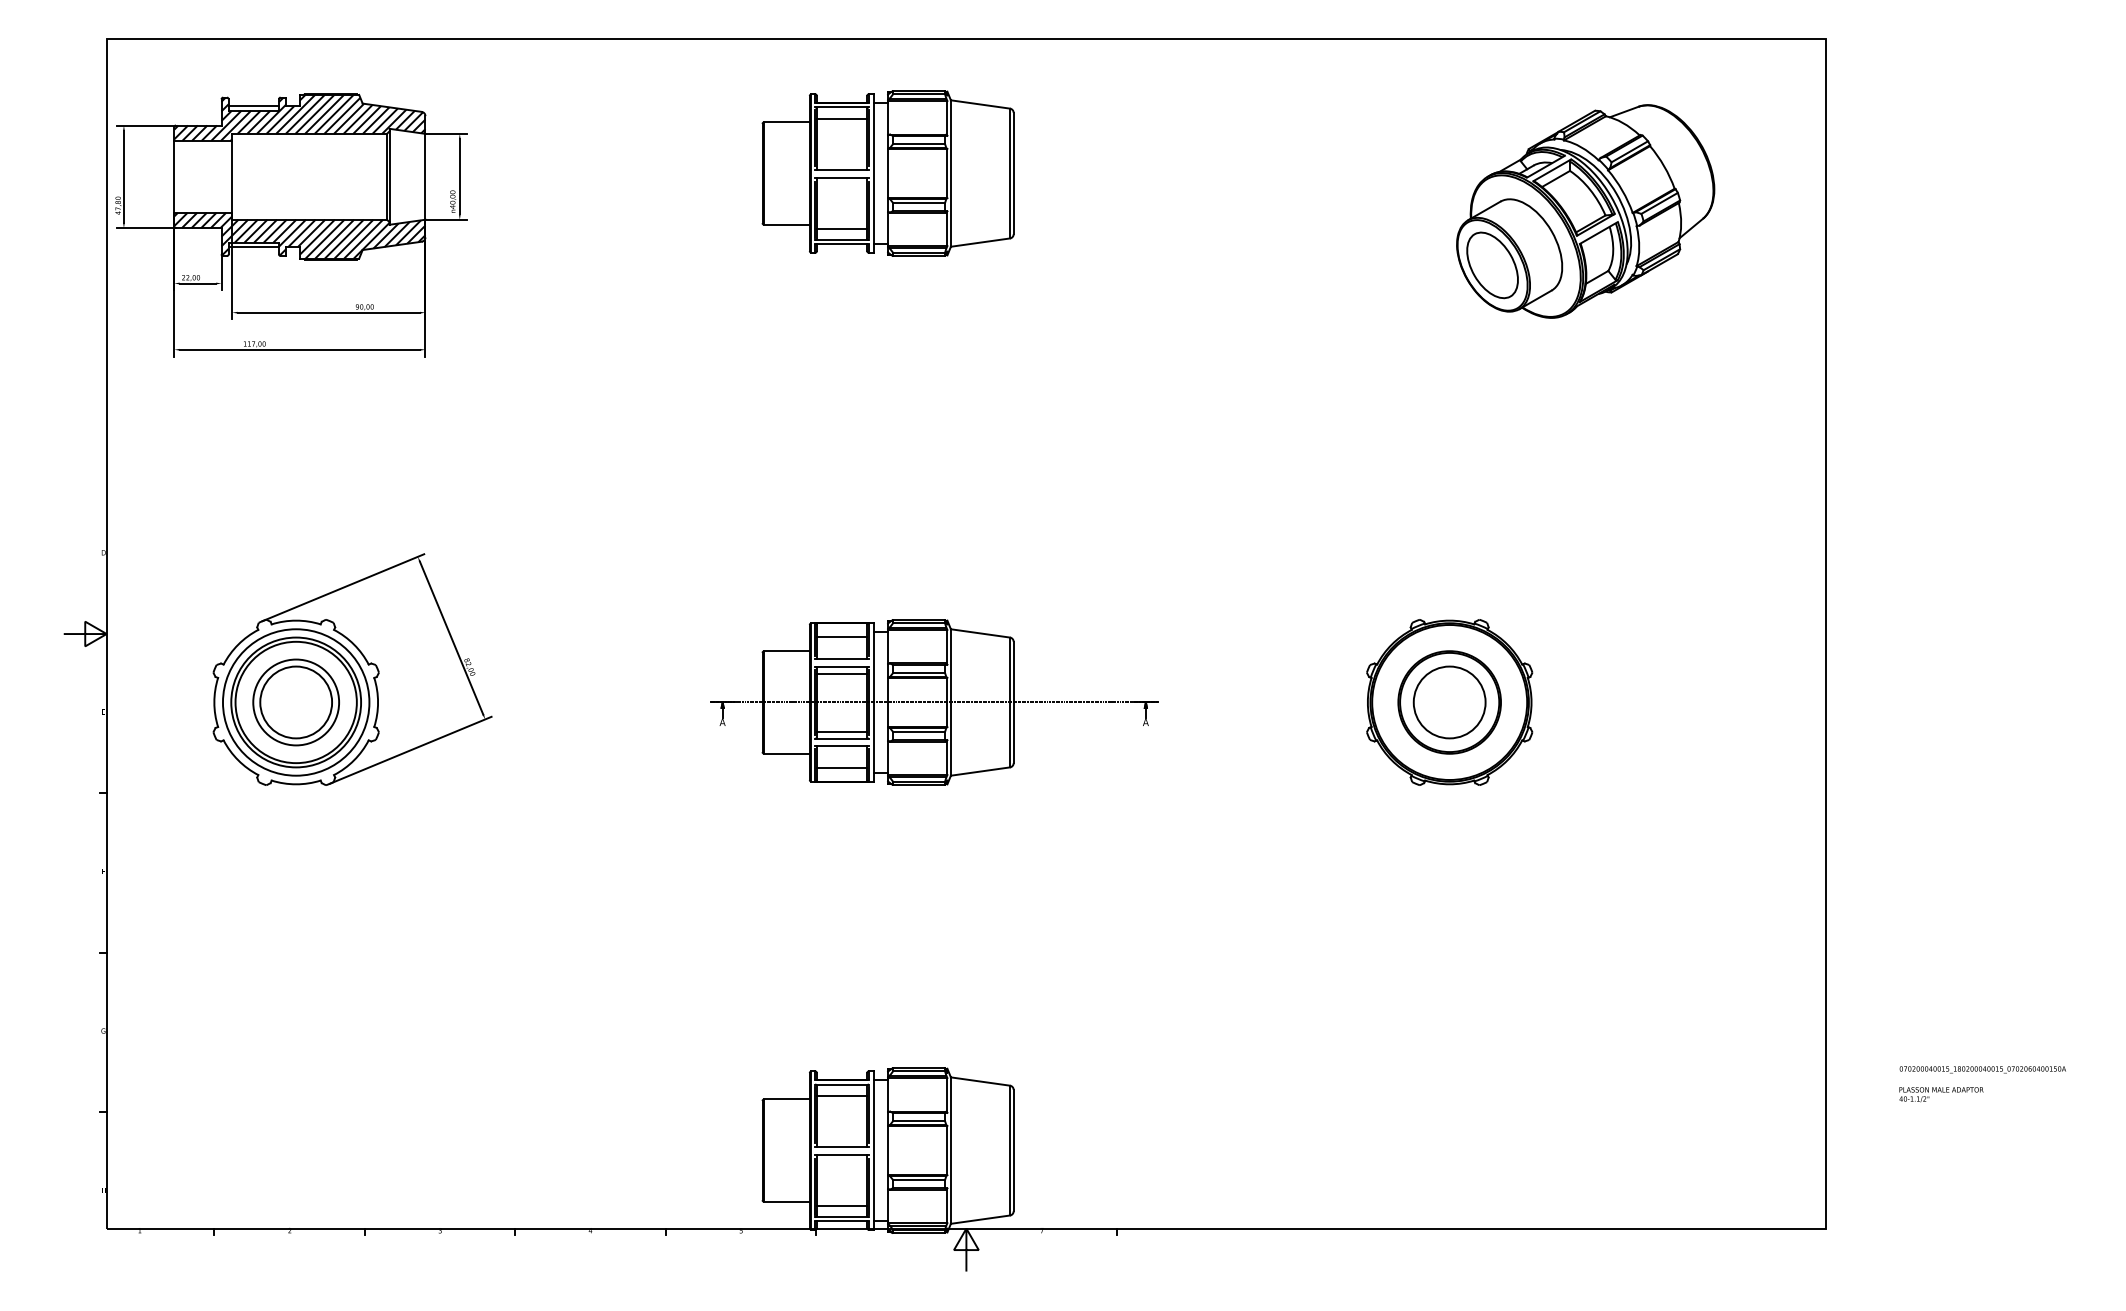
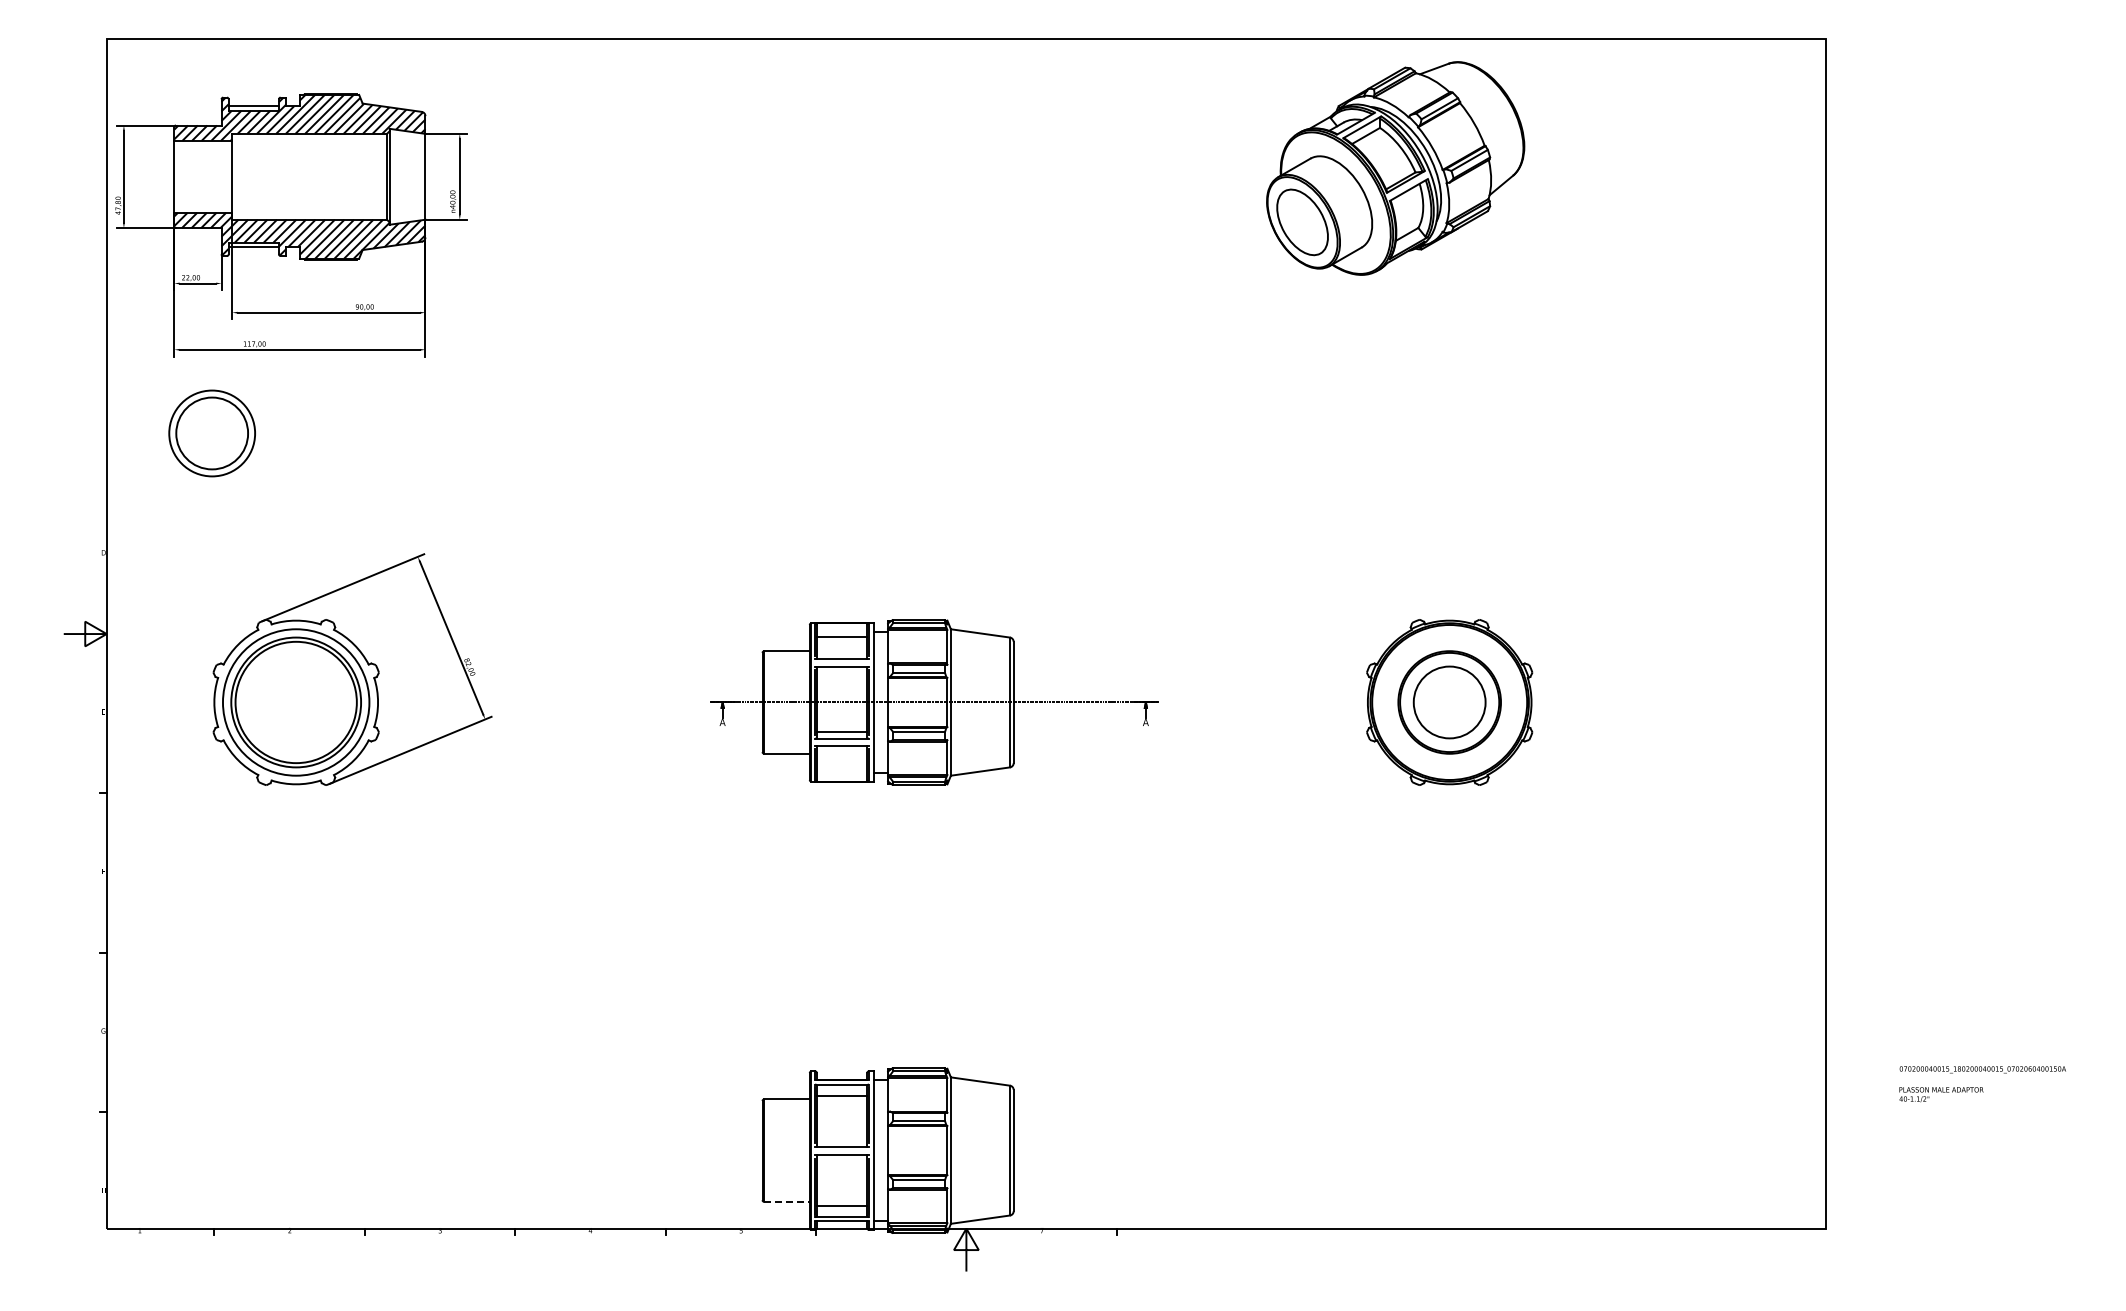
part: present -> none (887, 173)
part position: (1585, 211) -> (1395, 168) (1395, 168)
line: present -> none (841, 673)
part position: (295, 702) -> (211, 433) (211, 433)
line: present -> none (841, 768)
line: solid -> dashed (787, 1201)
